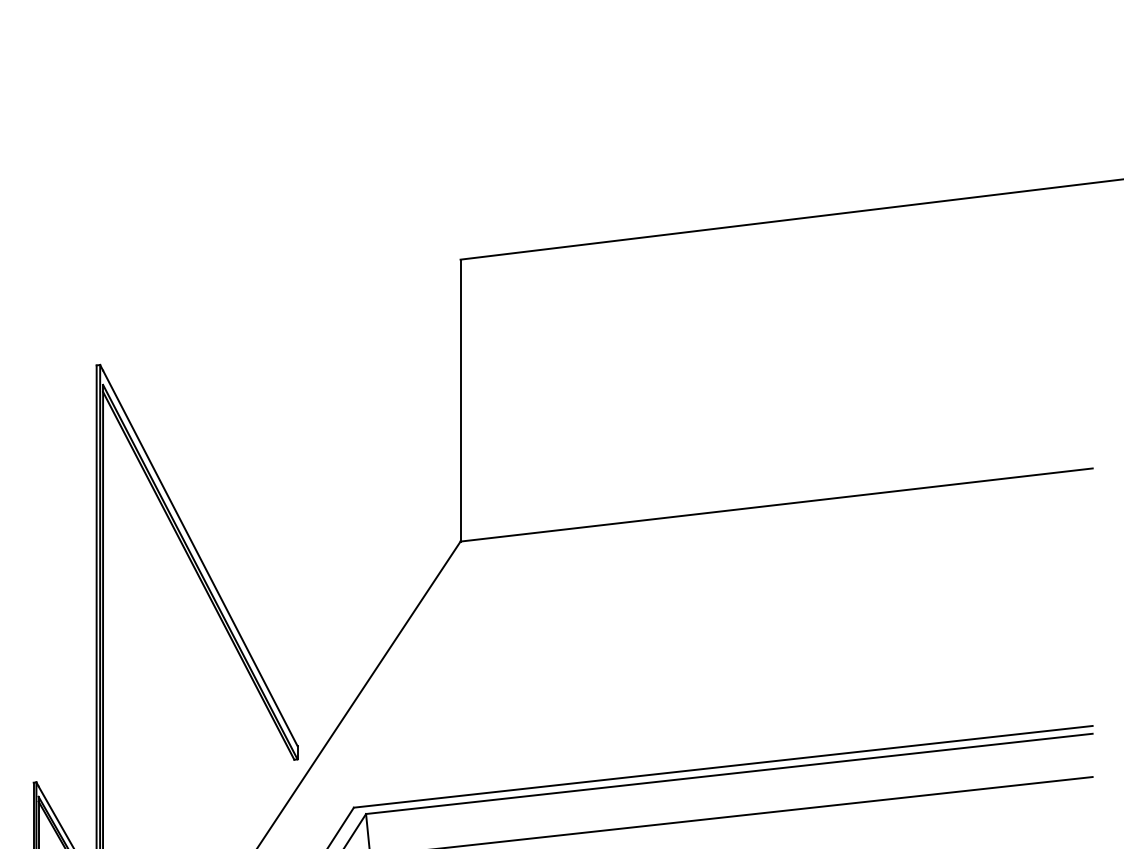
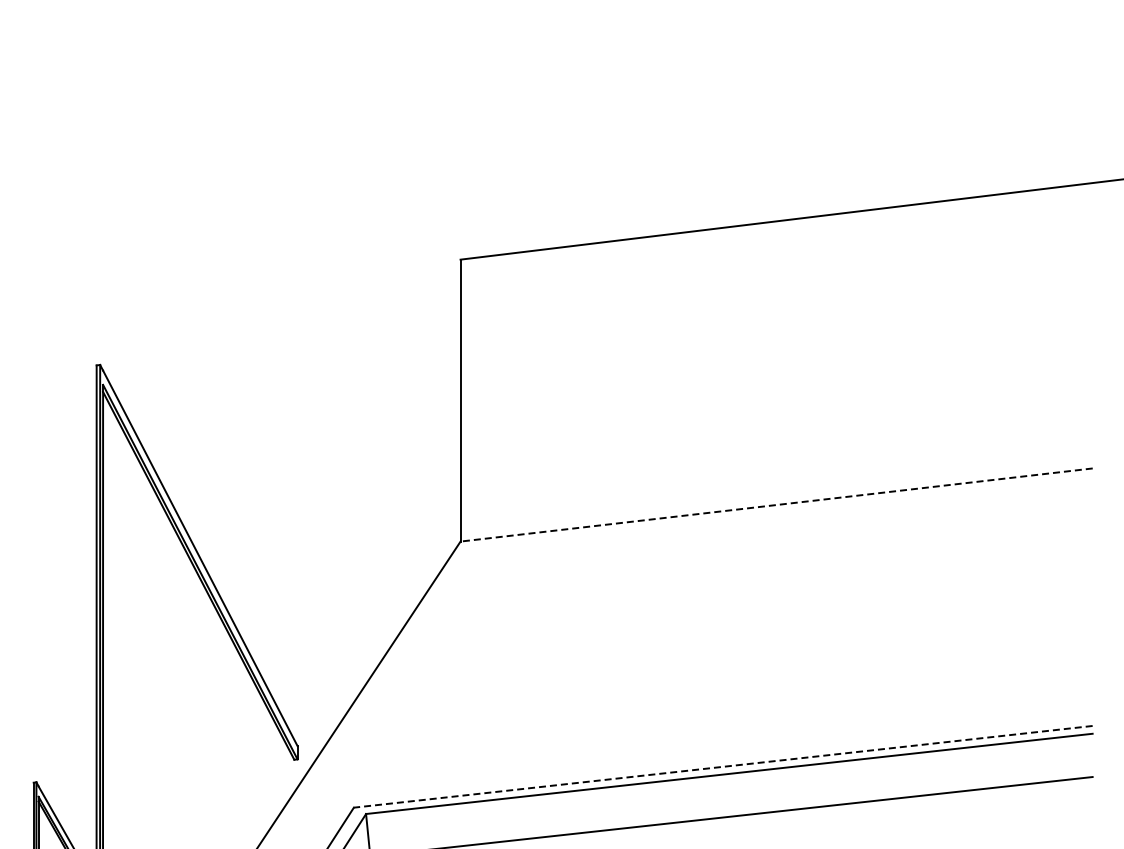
line: solid -> dashed (776, 505)
line: solid -> dashed (723, 766)
